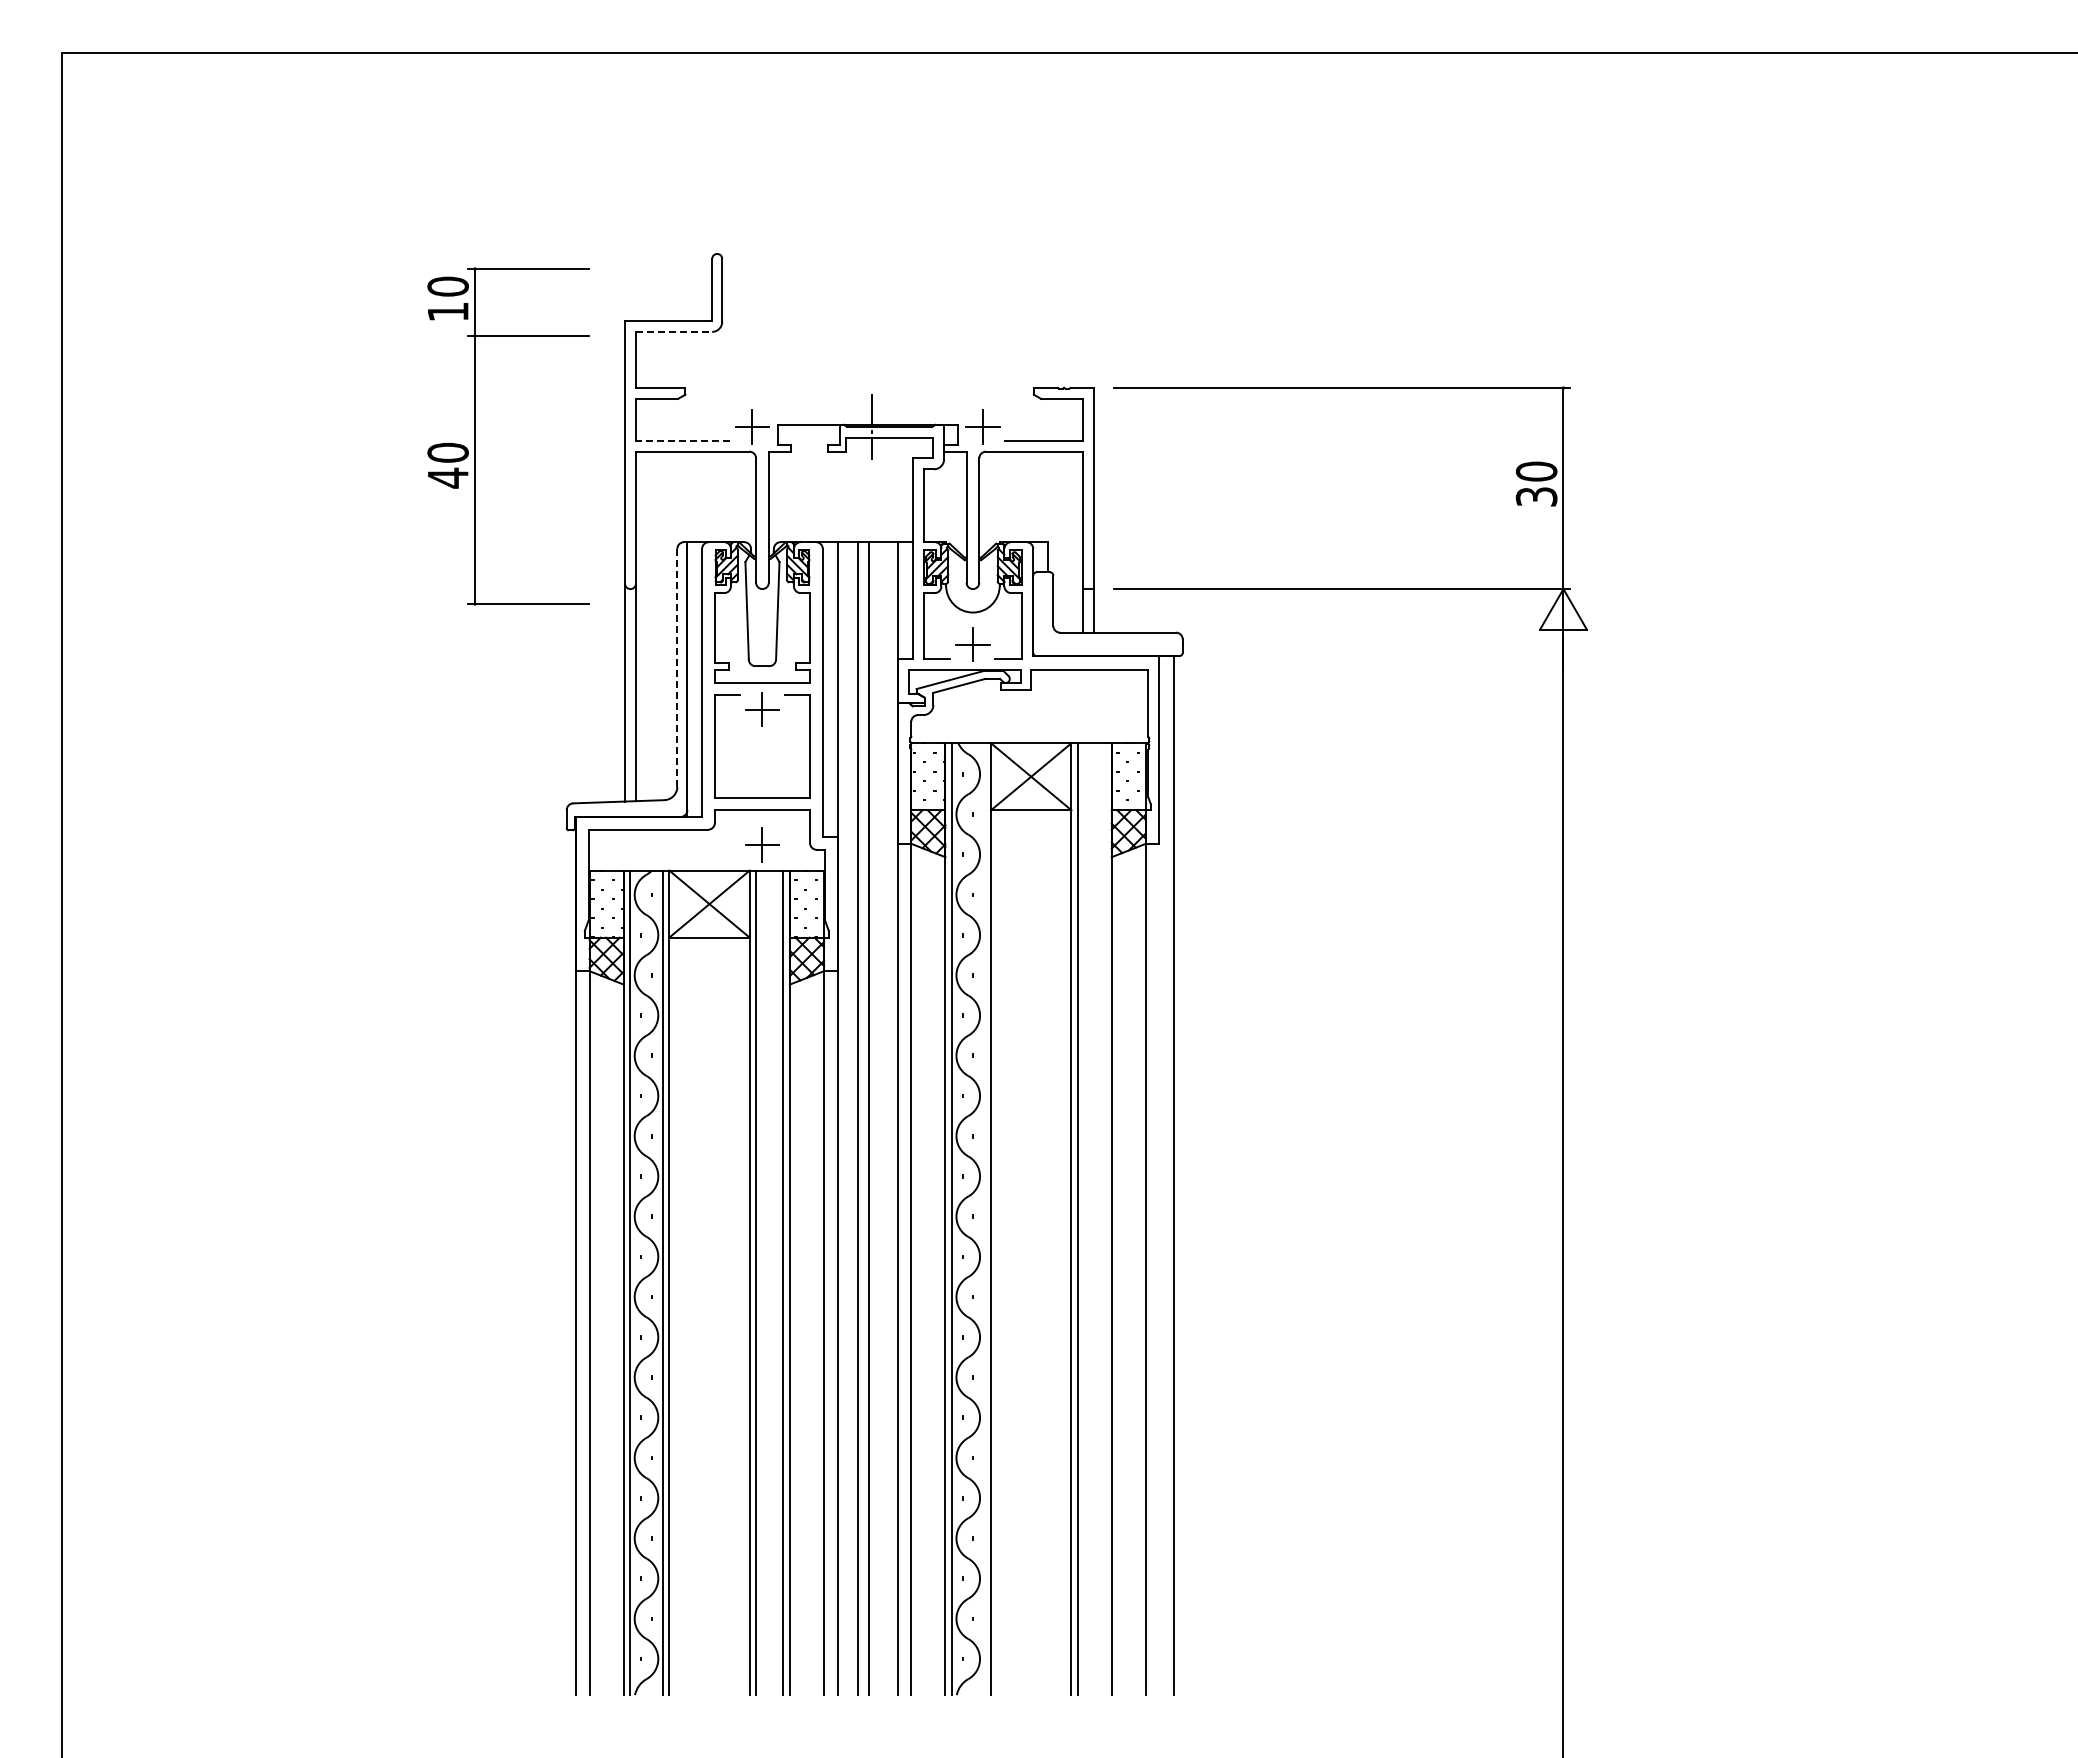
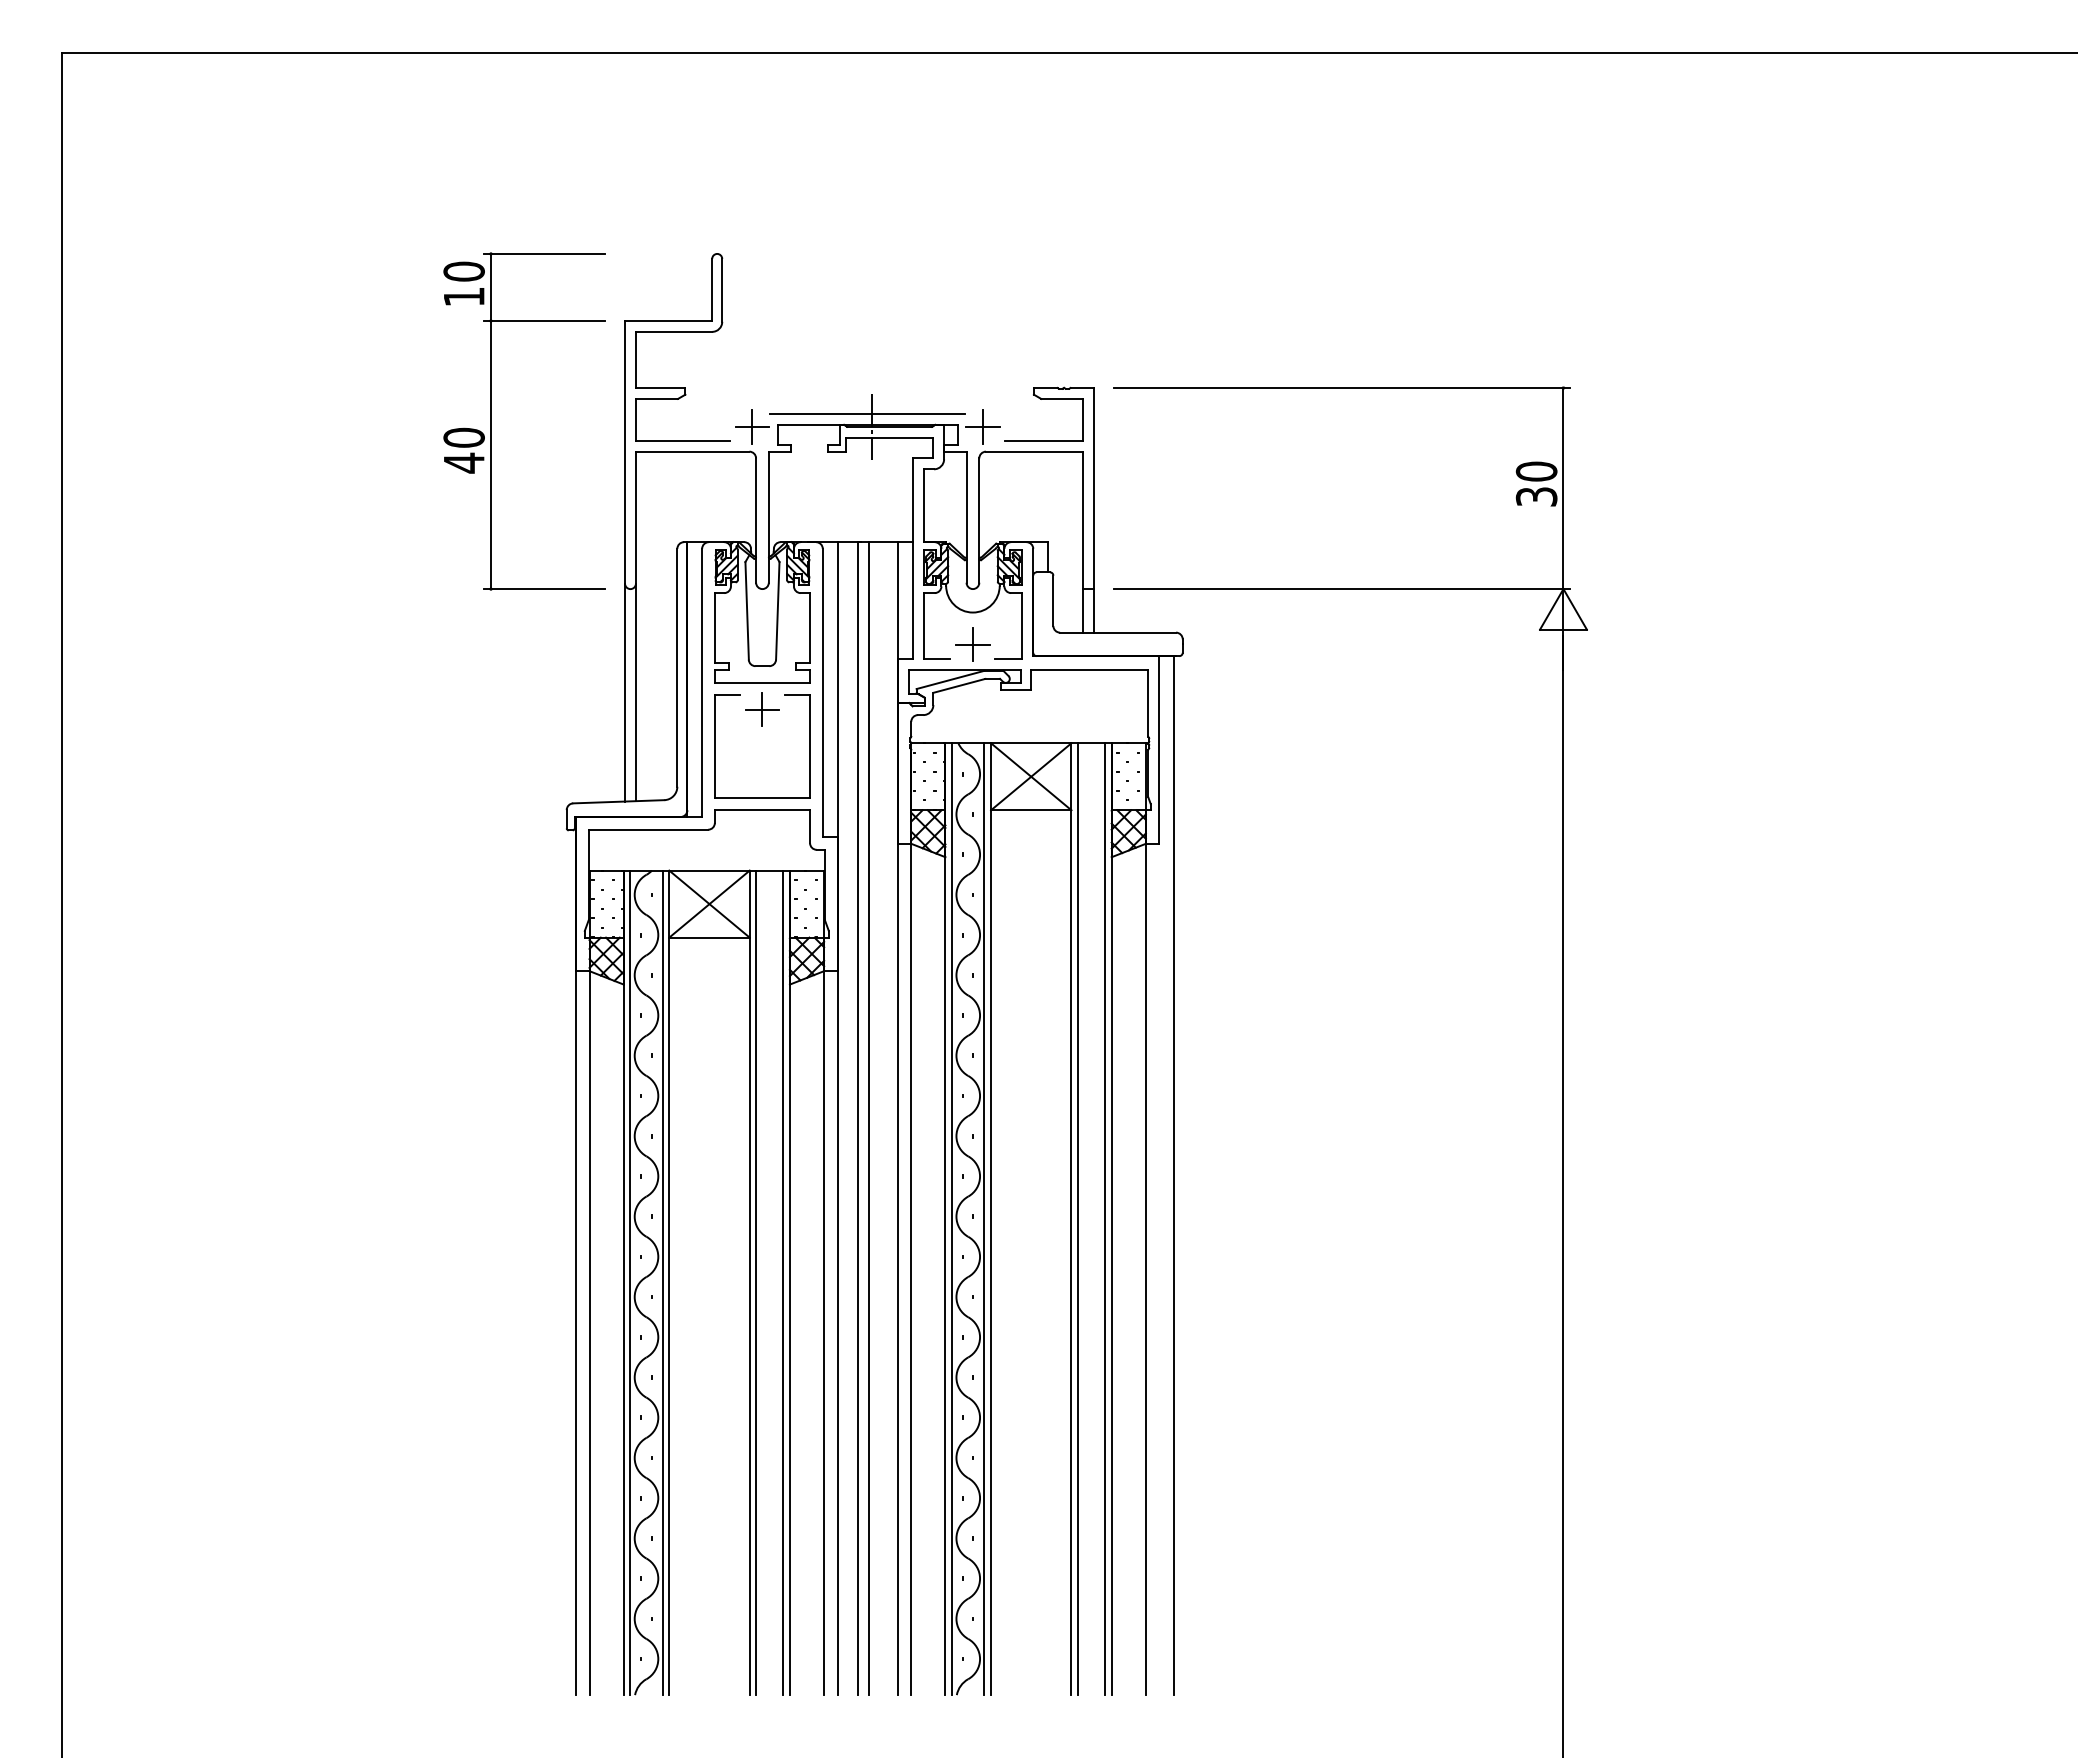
line: dashed -> solid (674, 331)
line: none -> present (867, 413)
part position: (475, 436) -> (491, 421) (491, 421)
line: dashed -> solid (682, 440)
line: dashed -> solid (677, 667)
part: present -> none (762, 844)
line: none -> present (984, 1219)
line: none -> present (1104, 1219)
